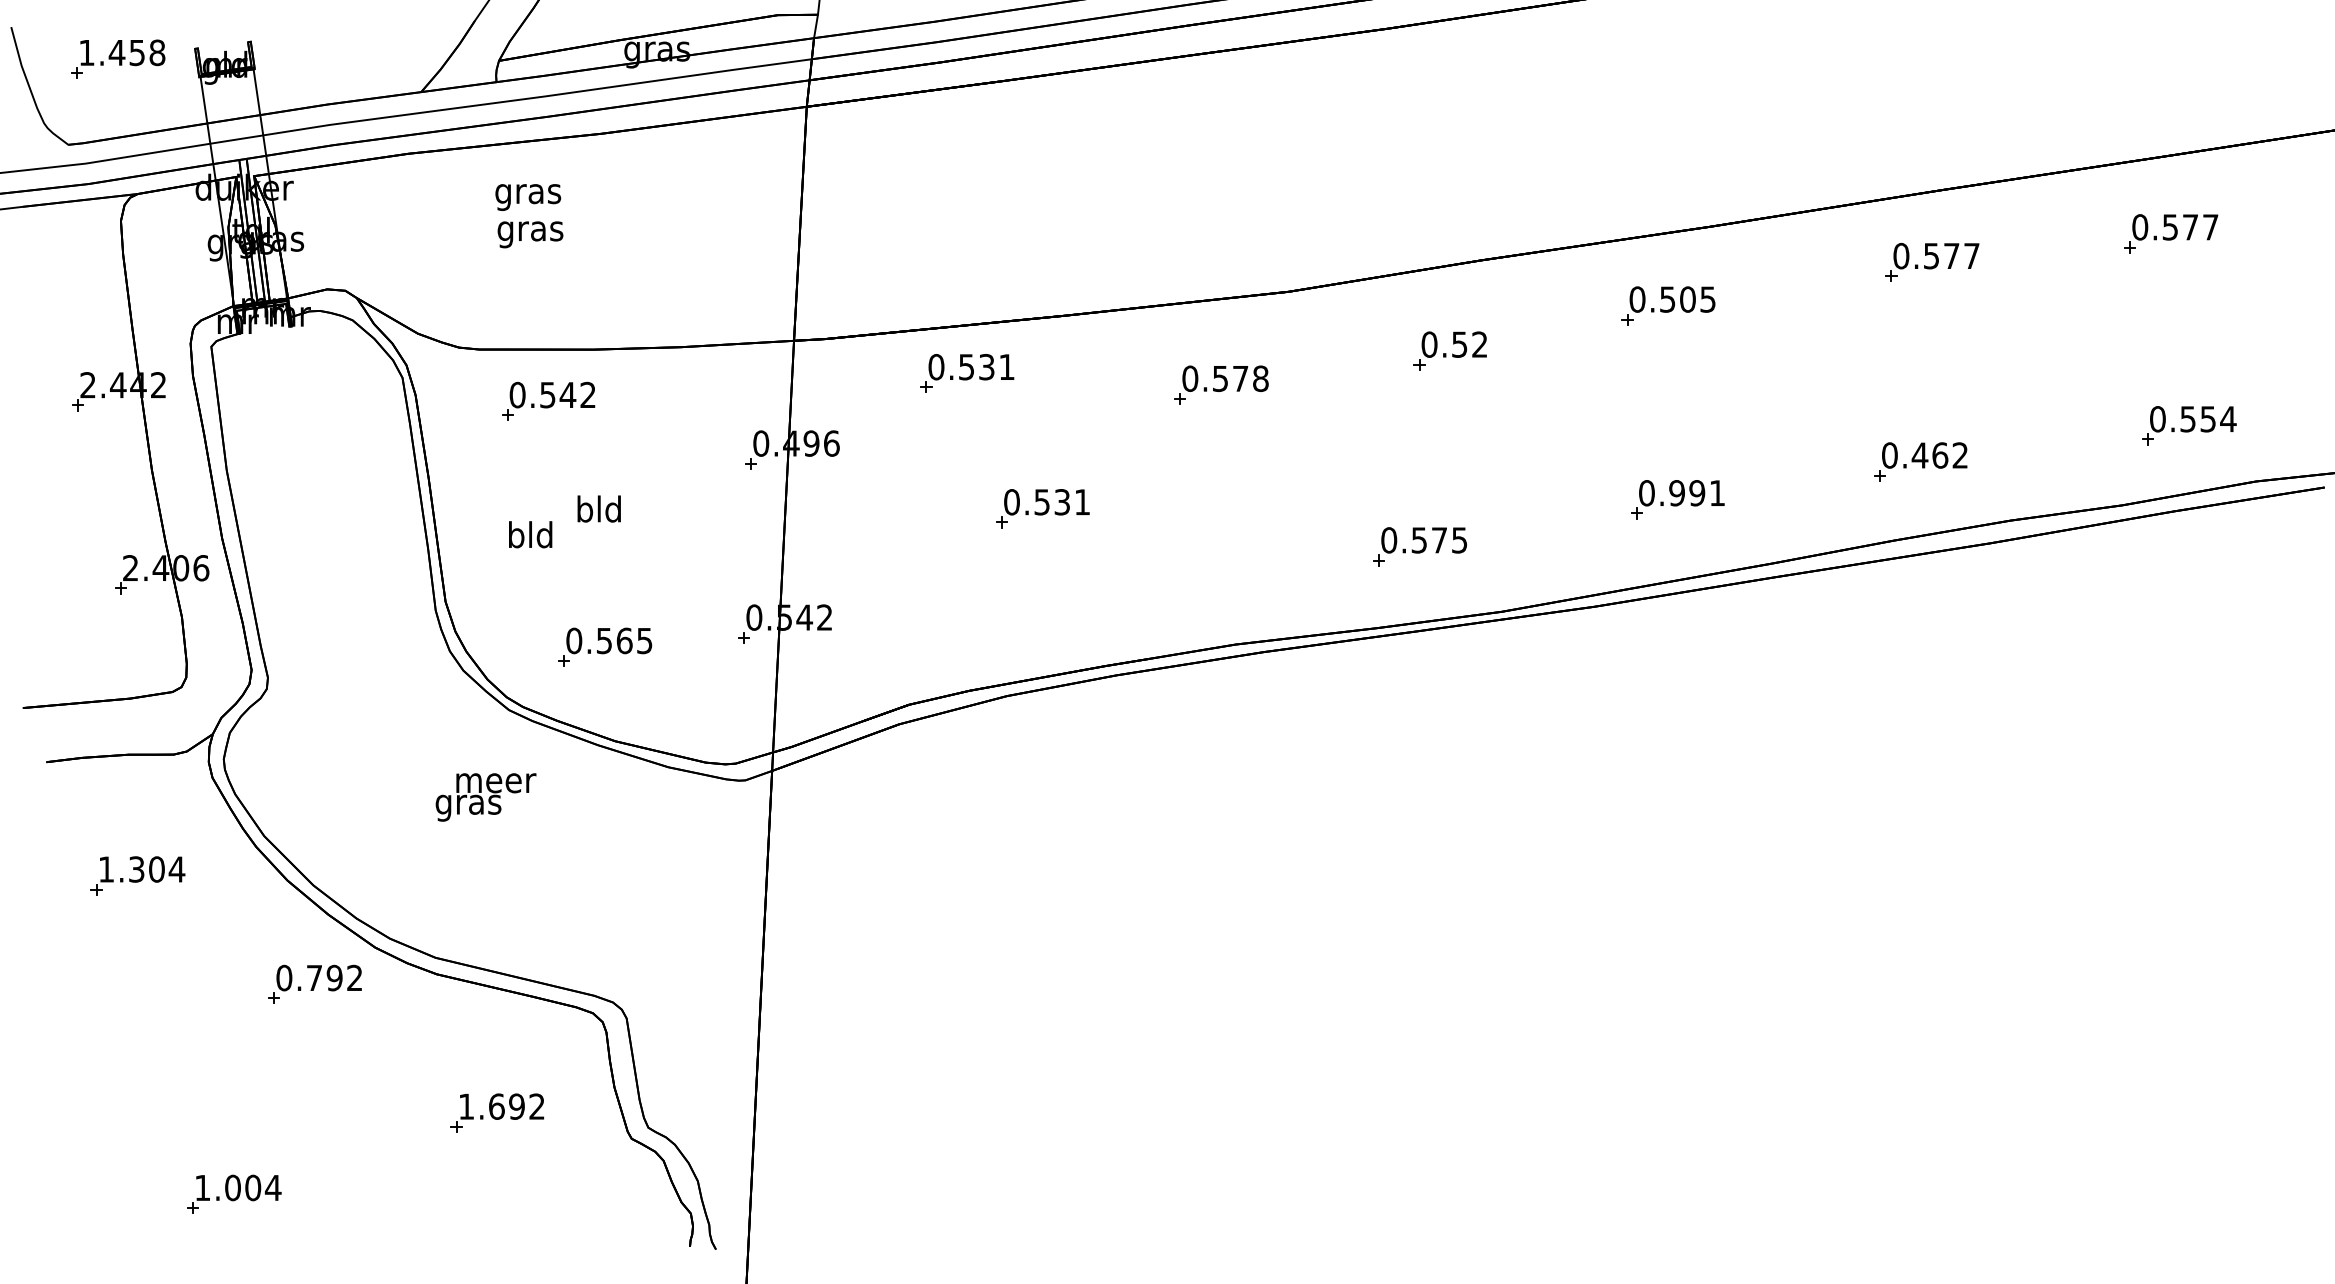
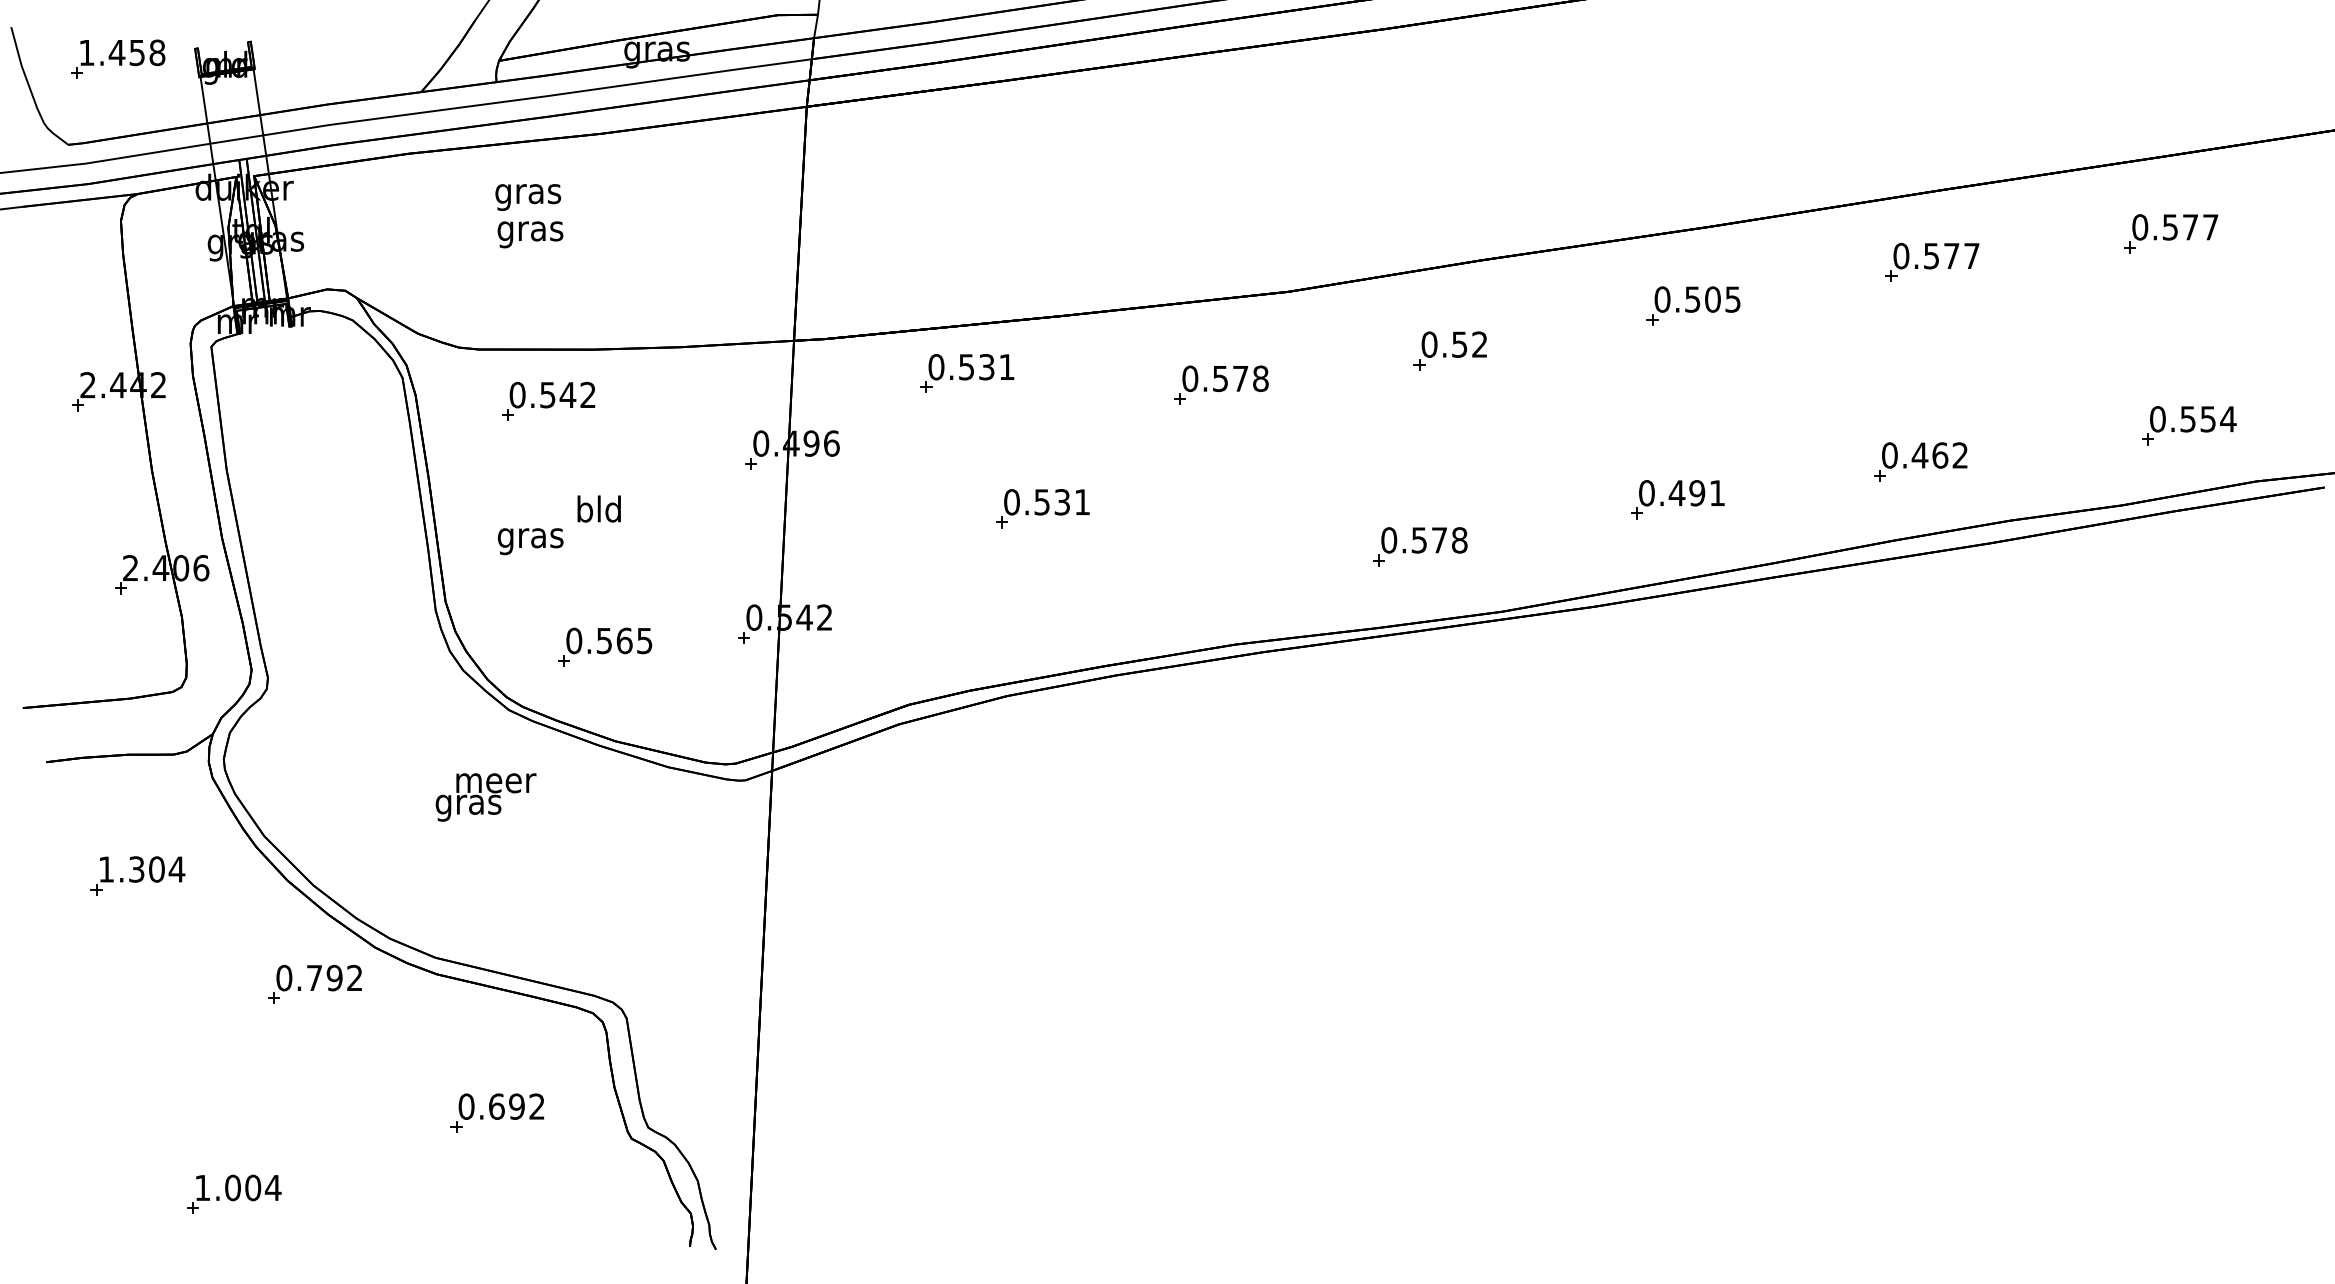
part position: (1668, 305) -> (1693, 305) (1693, 305)
text: 0.991 -> 0.491 (1676, 493)
text: bld -> gras (530, 538)
text: 0.575 -> 0.578 (1459, 540)
text: 1.692 -> 0.692 (466, 1106)
